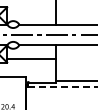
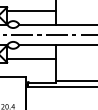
line: none -> present (31, 10)
line: dashed -> solid (63, 87)
